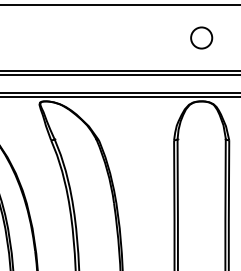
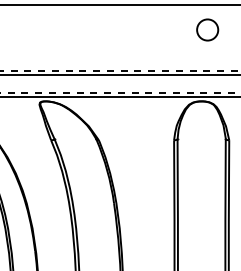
circle position: (201, 37) -> (207, 29) (207, 29)
line: solid -> dashed (120, 70)
line: solid -> dashed (120, 92)
